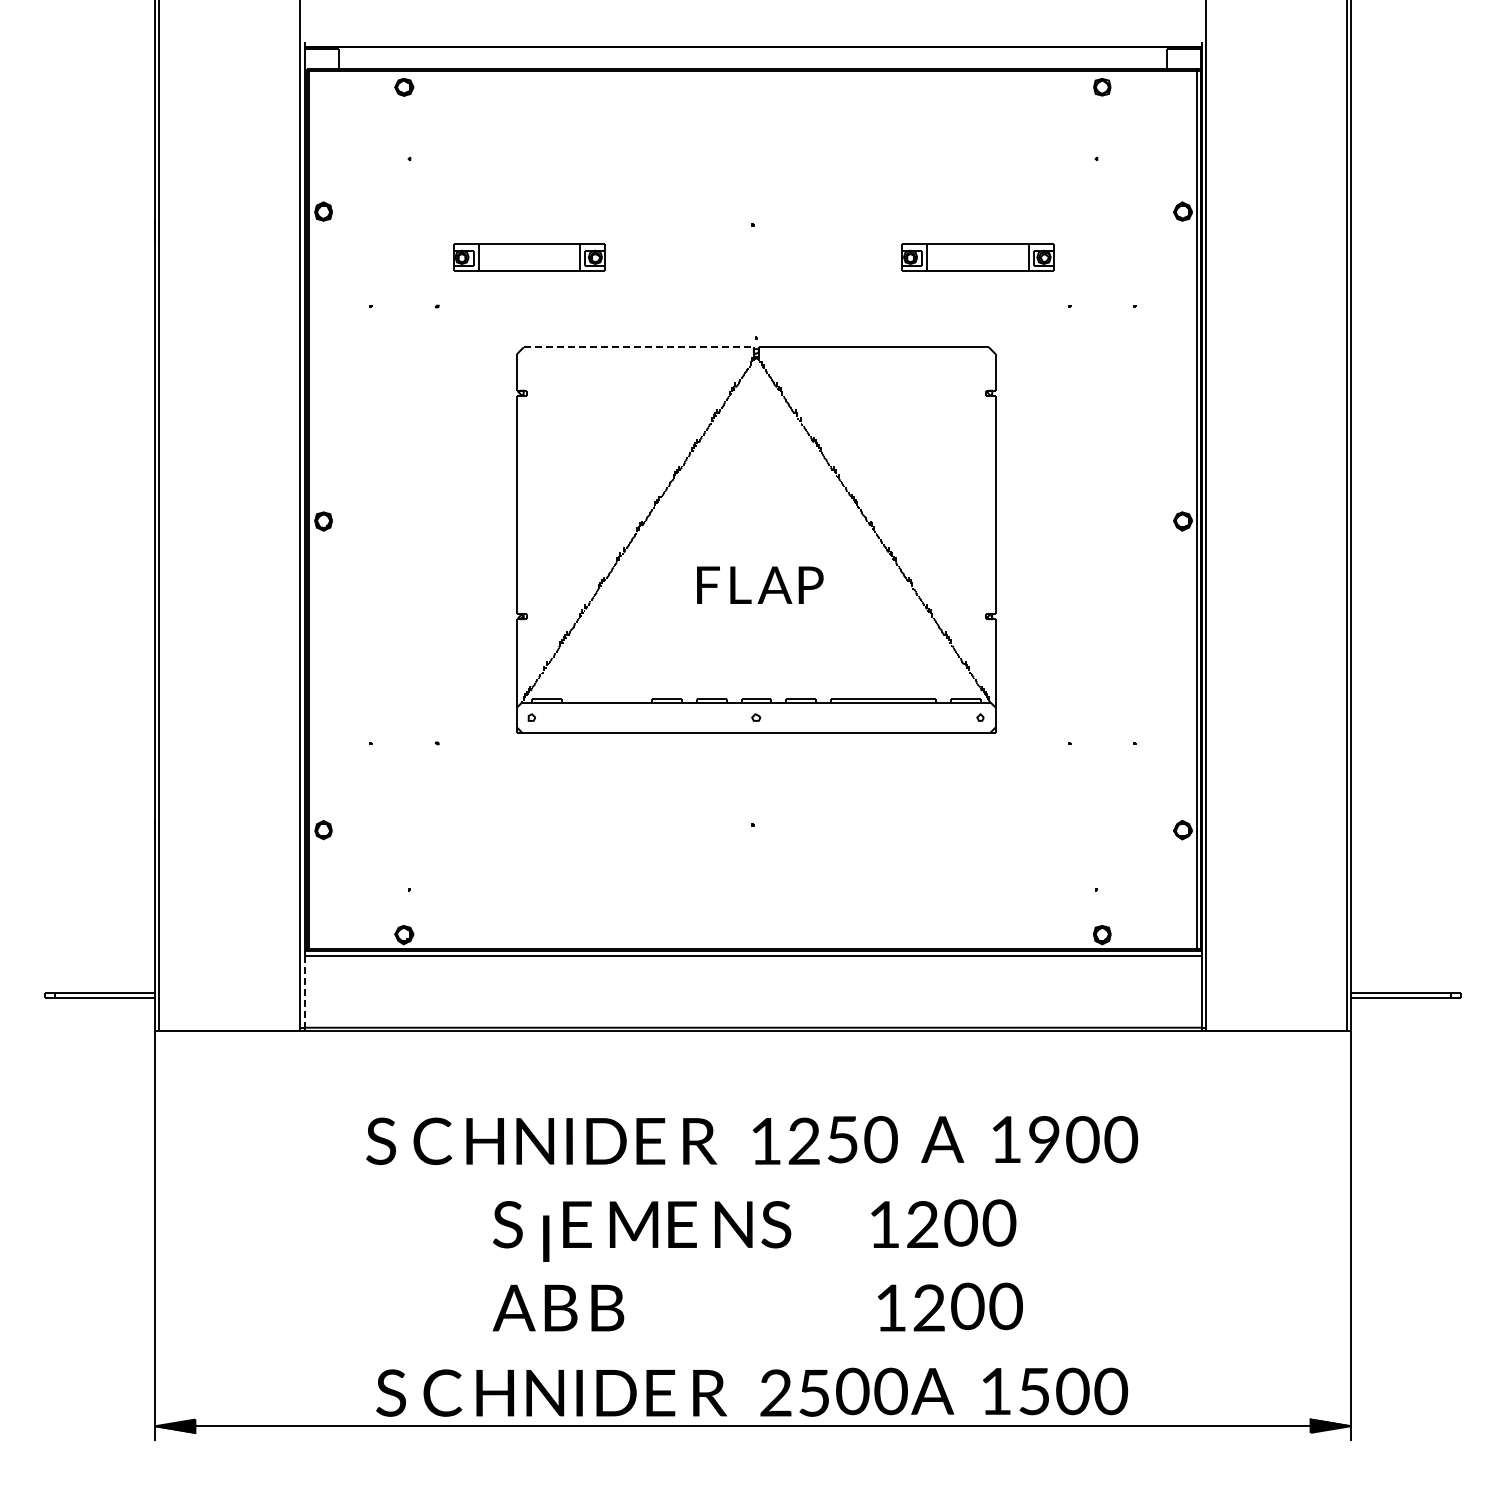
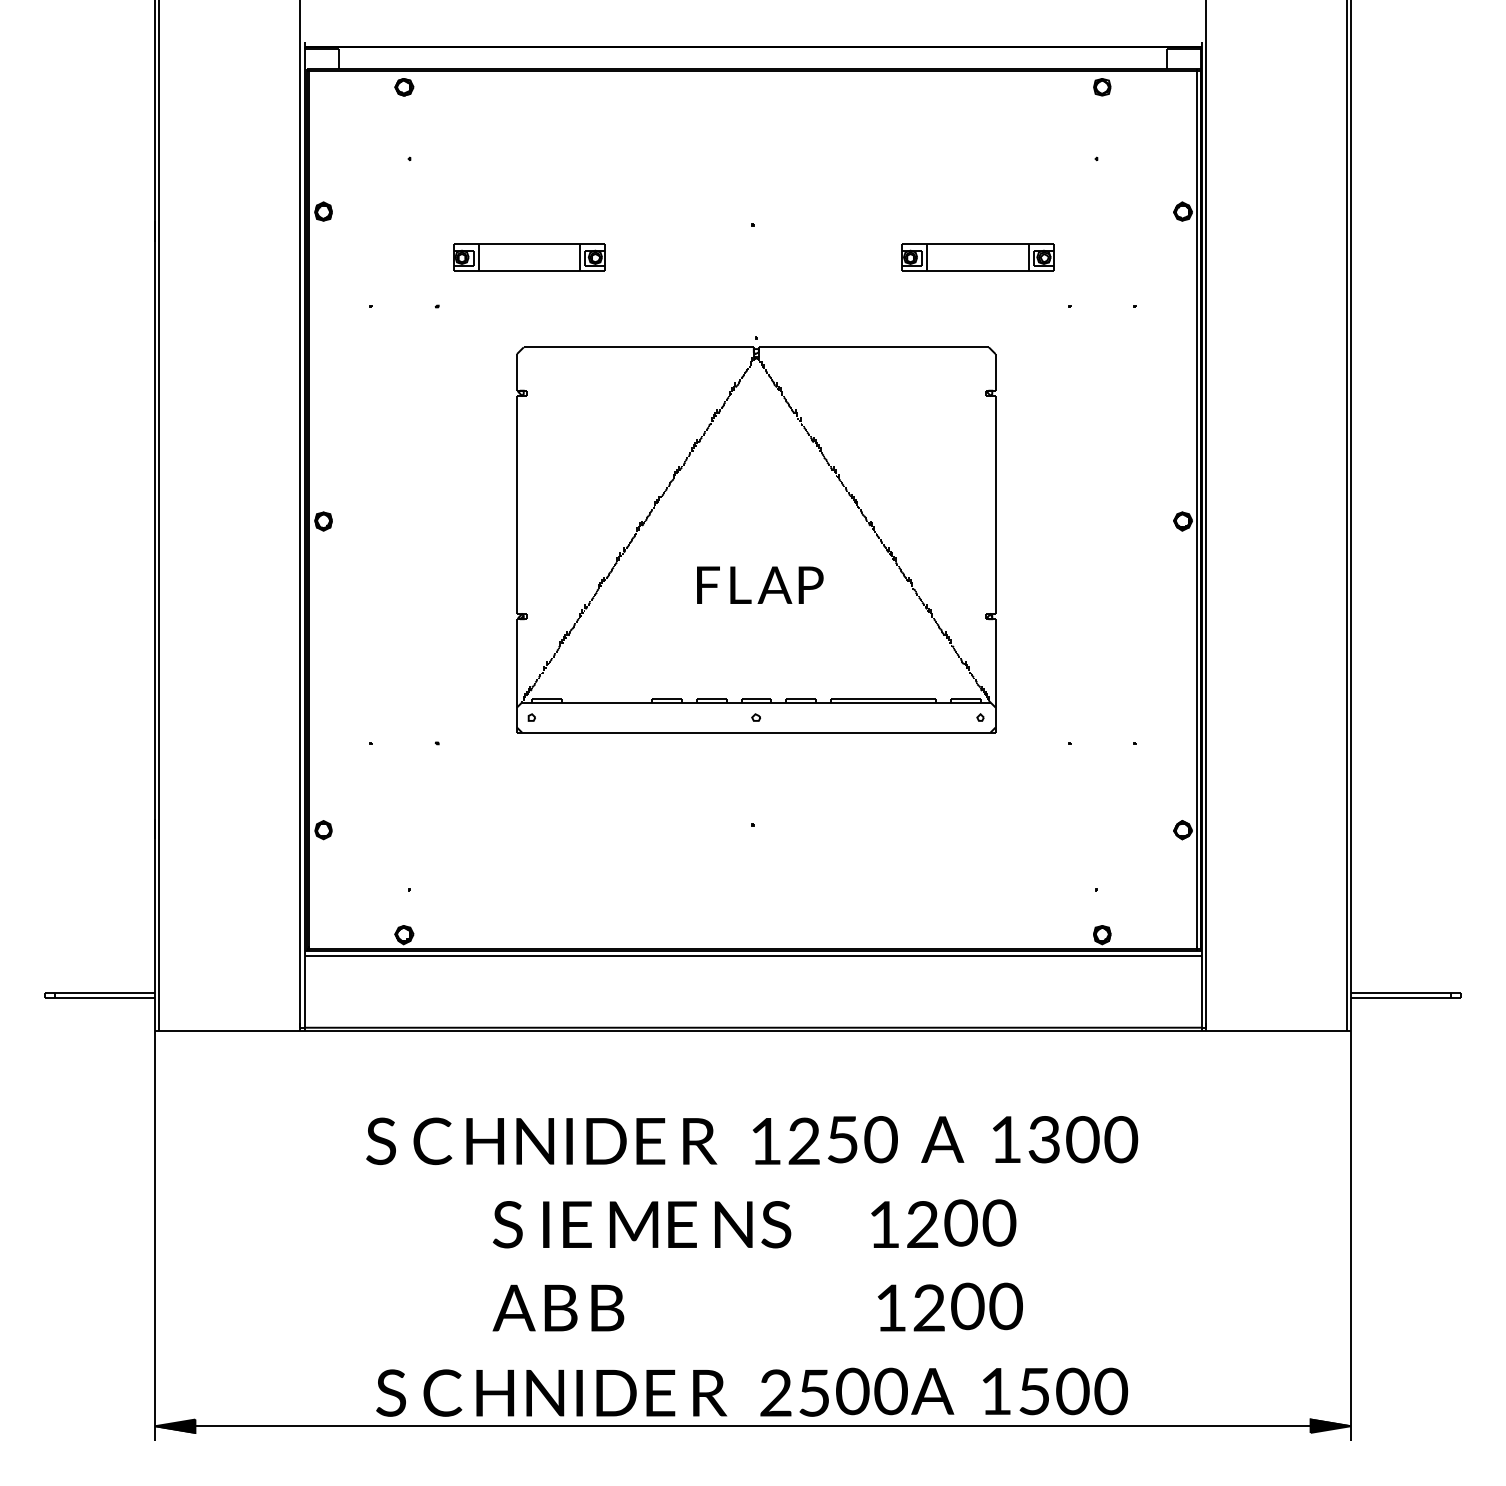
line: dashed -> solid (639, 347)
line: dashed -> solid (305, 991)
text: 9 -> 3 (1043, 1139)
text position: (546, 1238) -> (546, 1224) (546, 1224)
